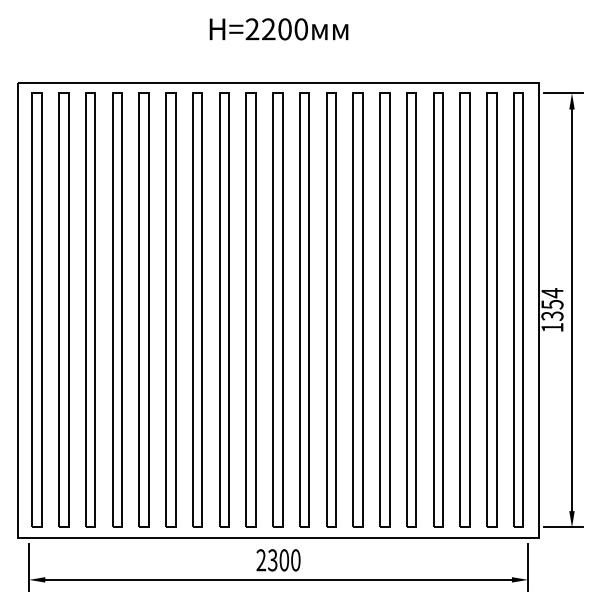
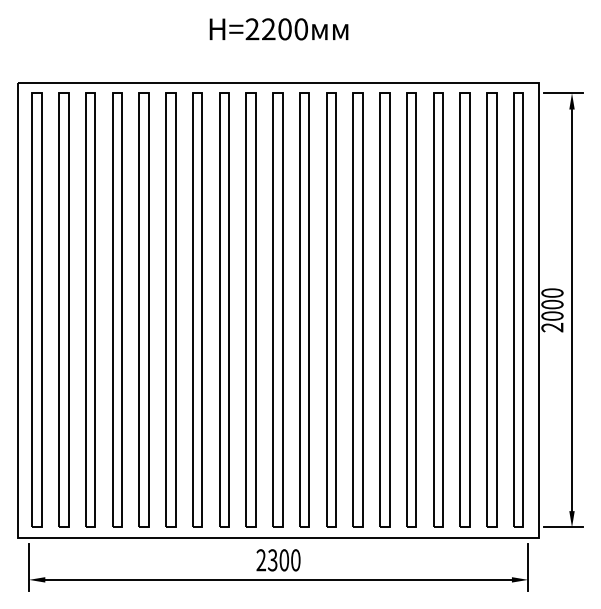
text: 1354 -> 2000 (552, 310)
